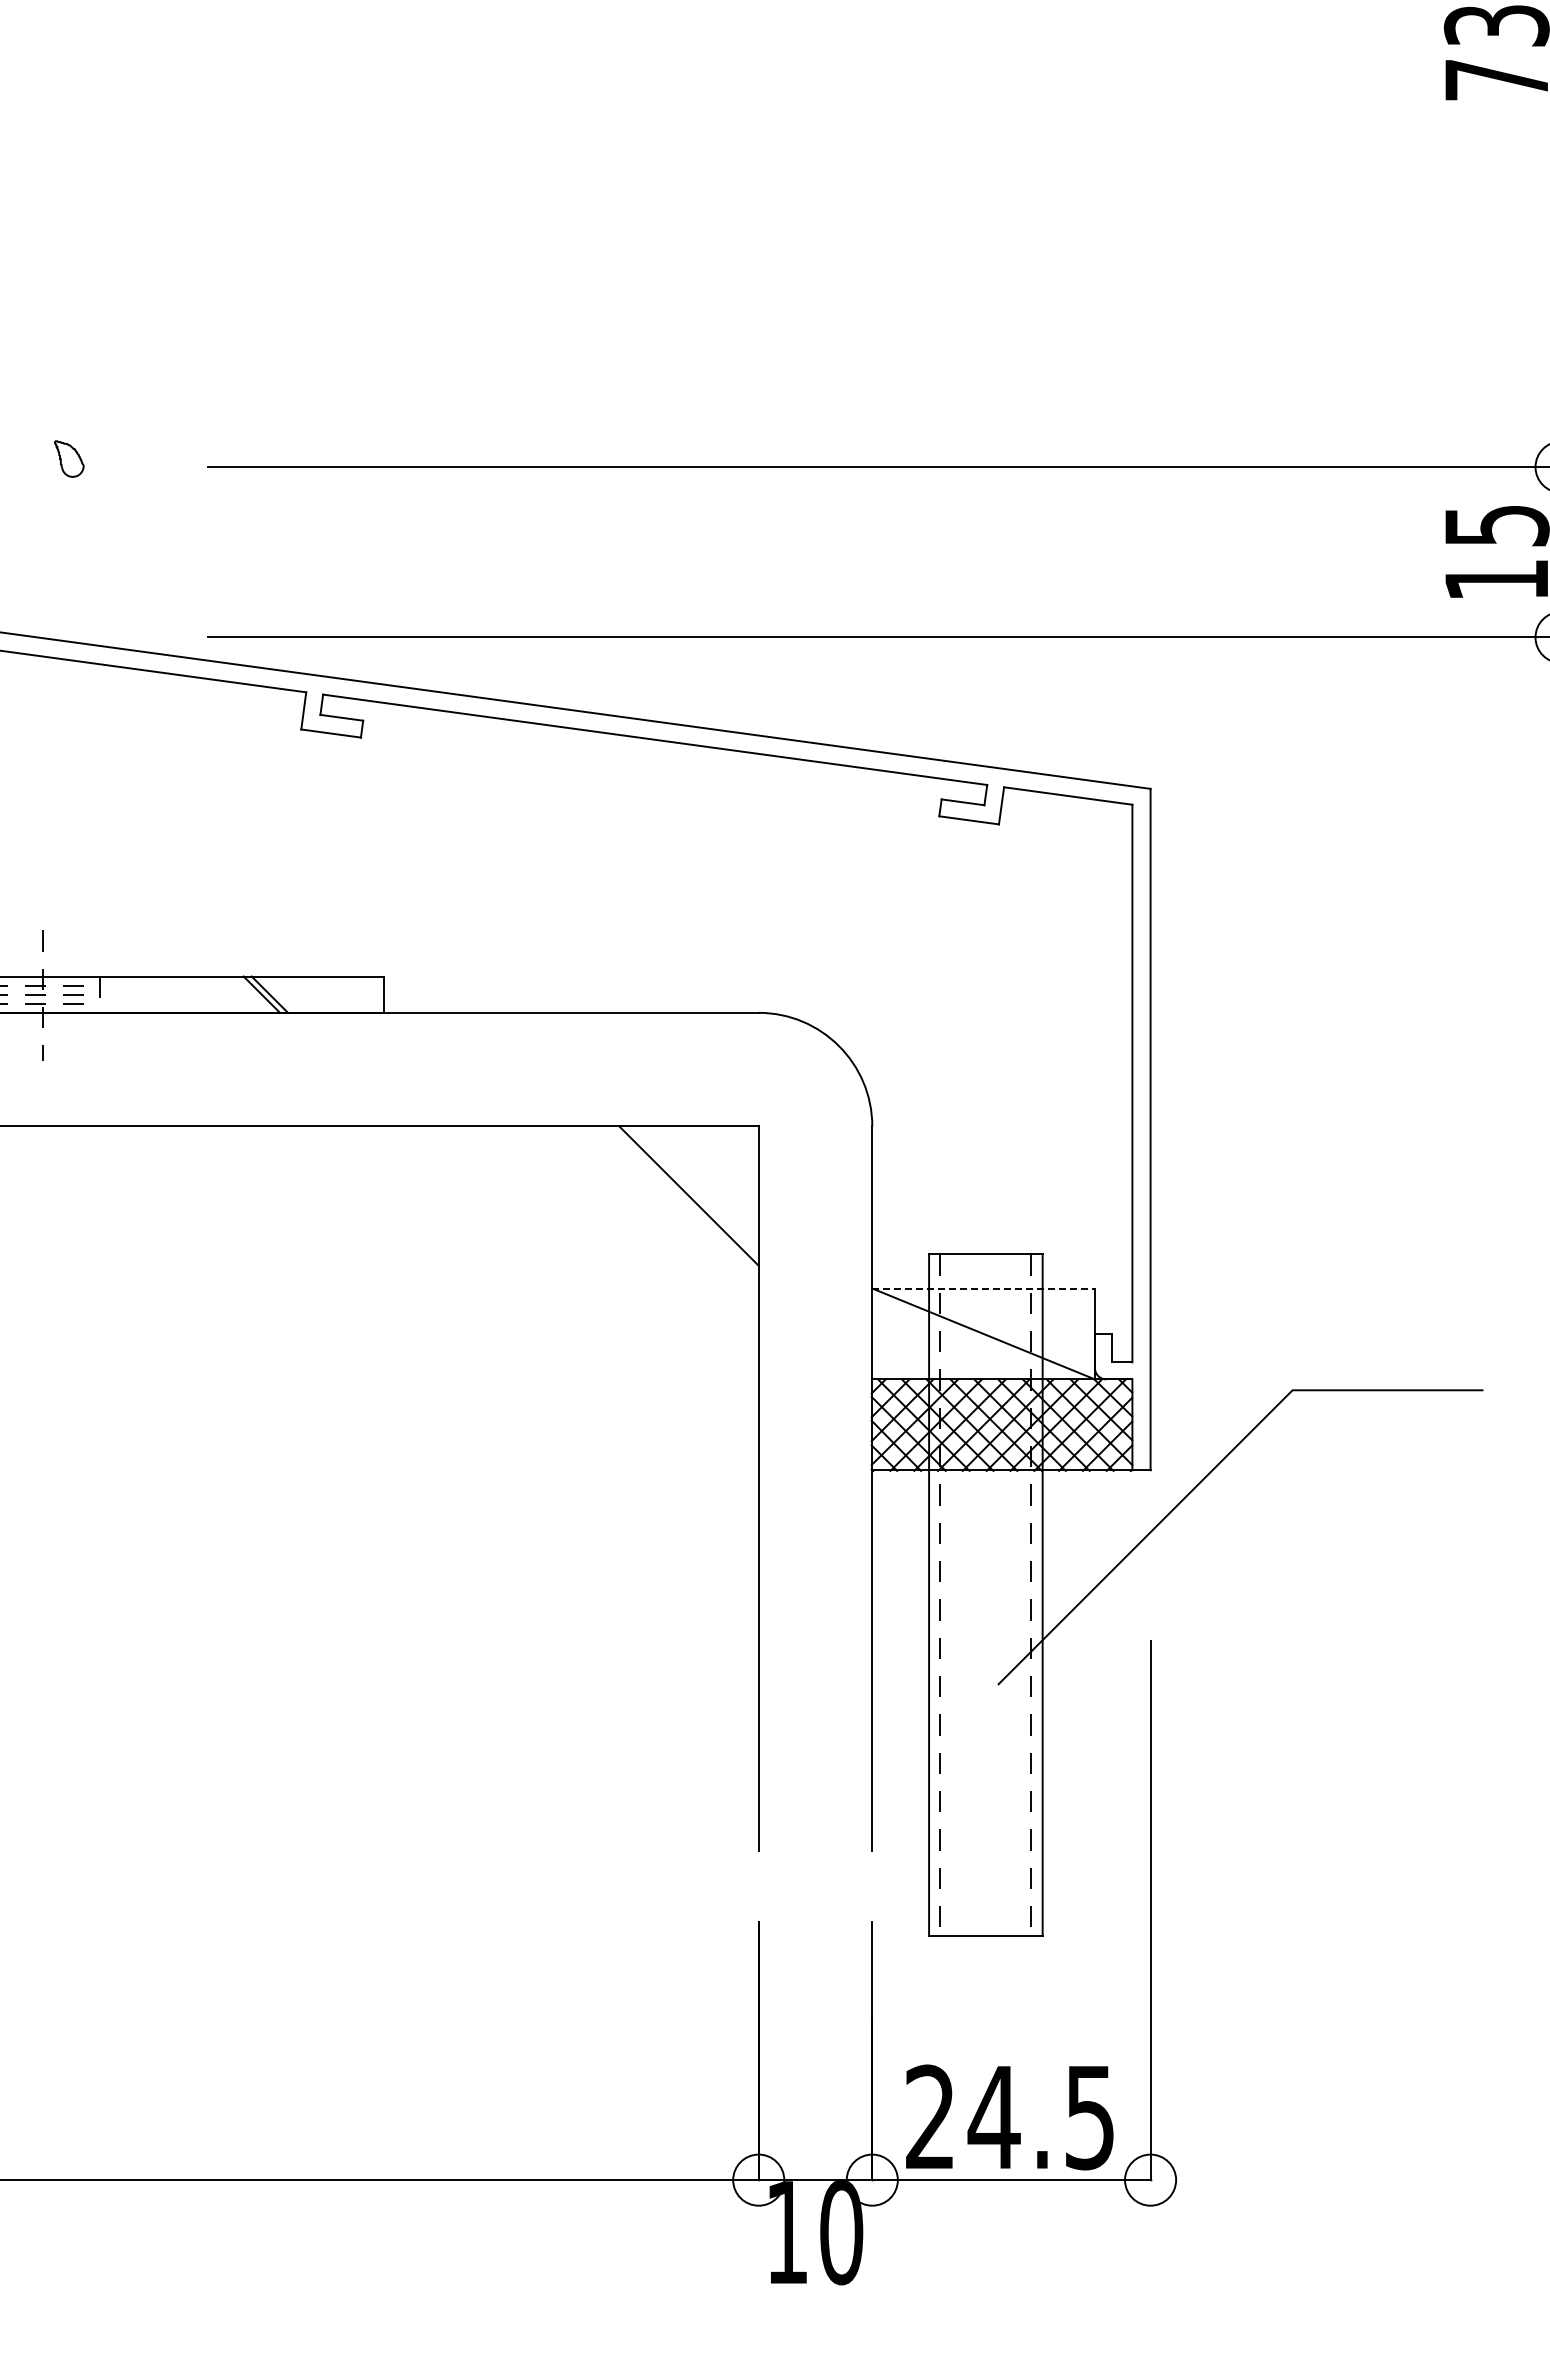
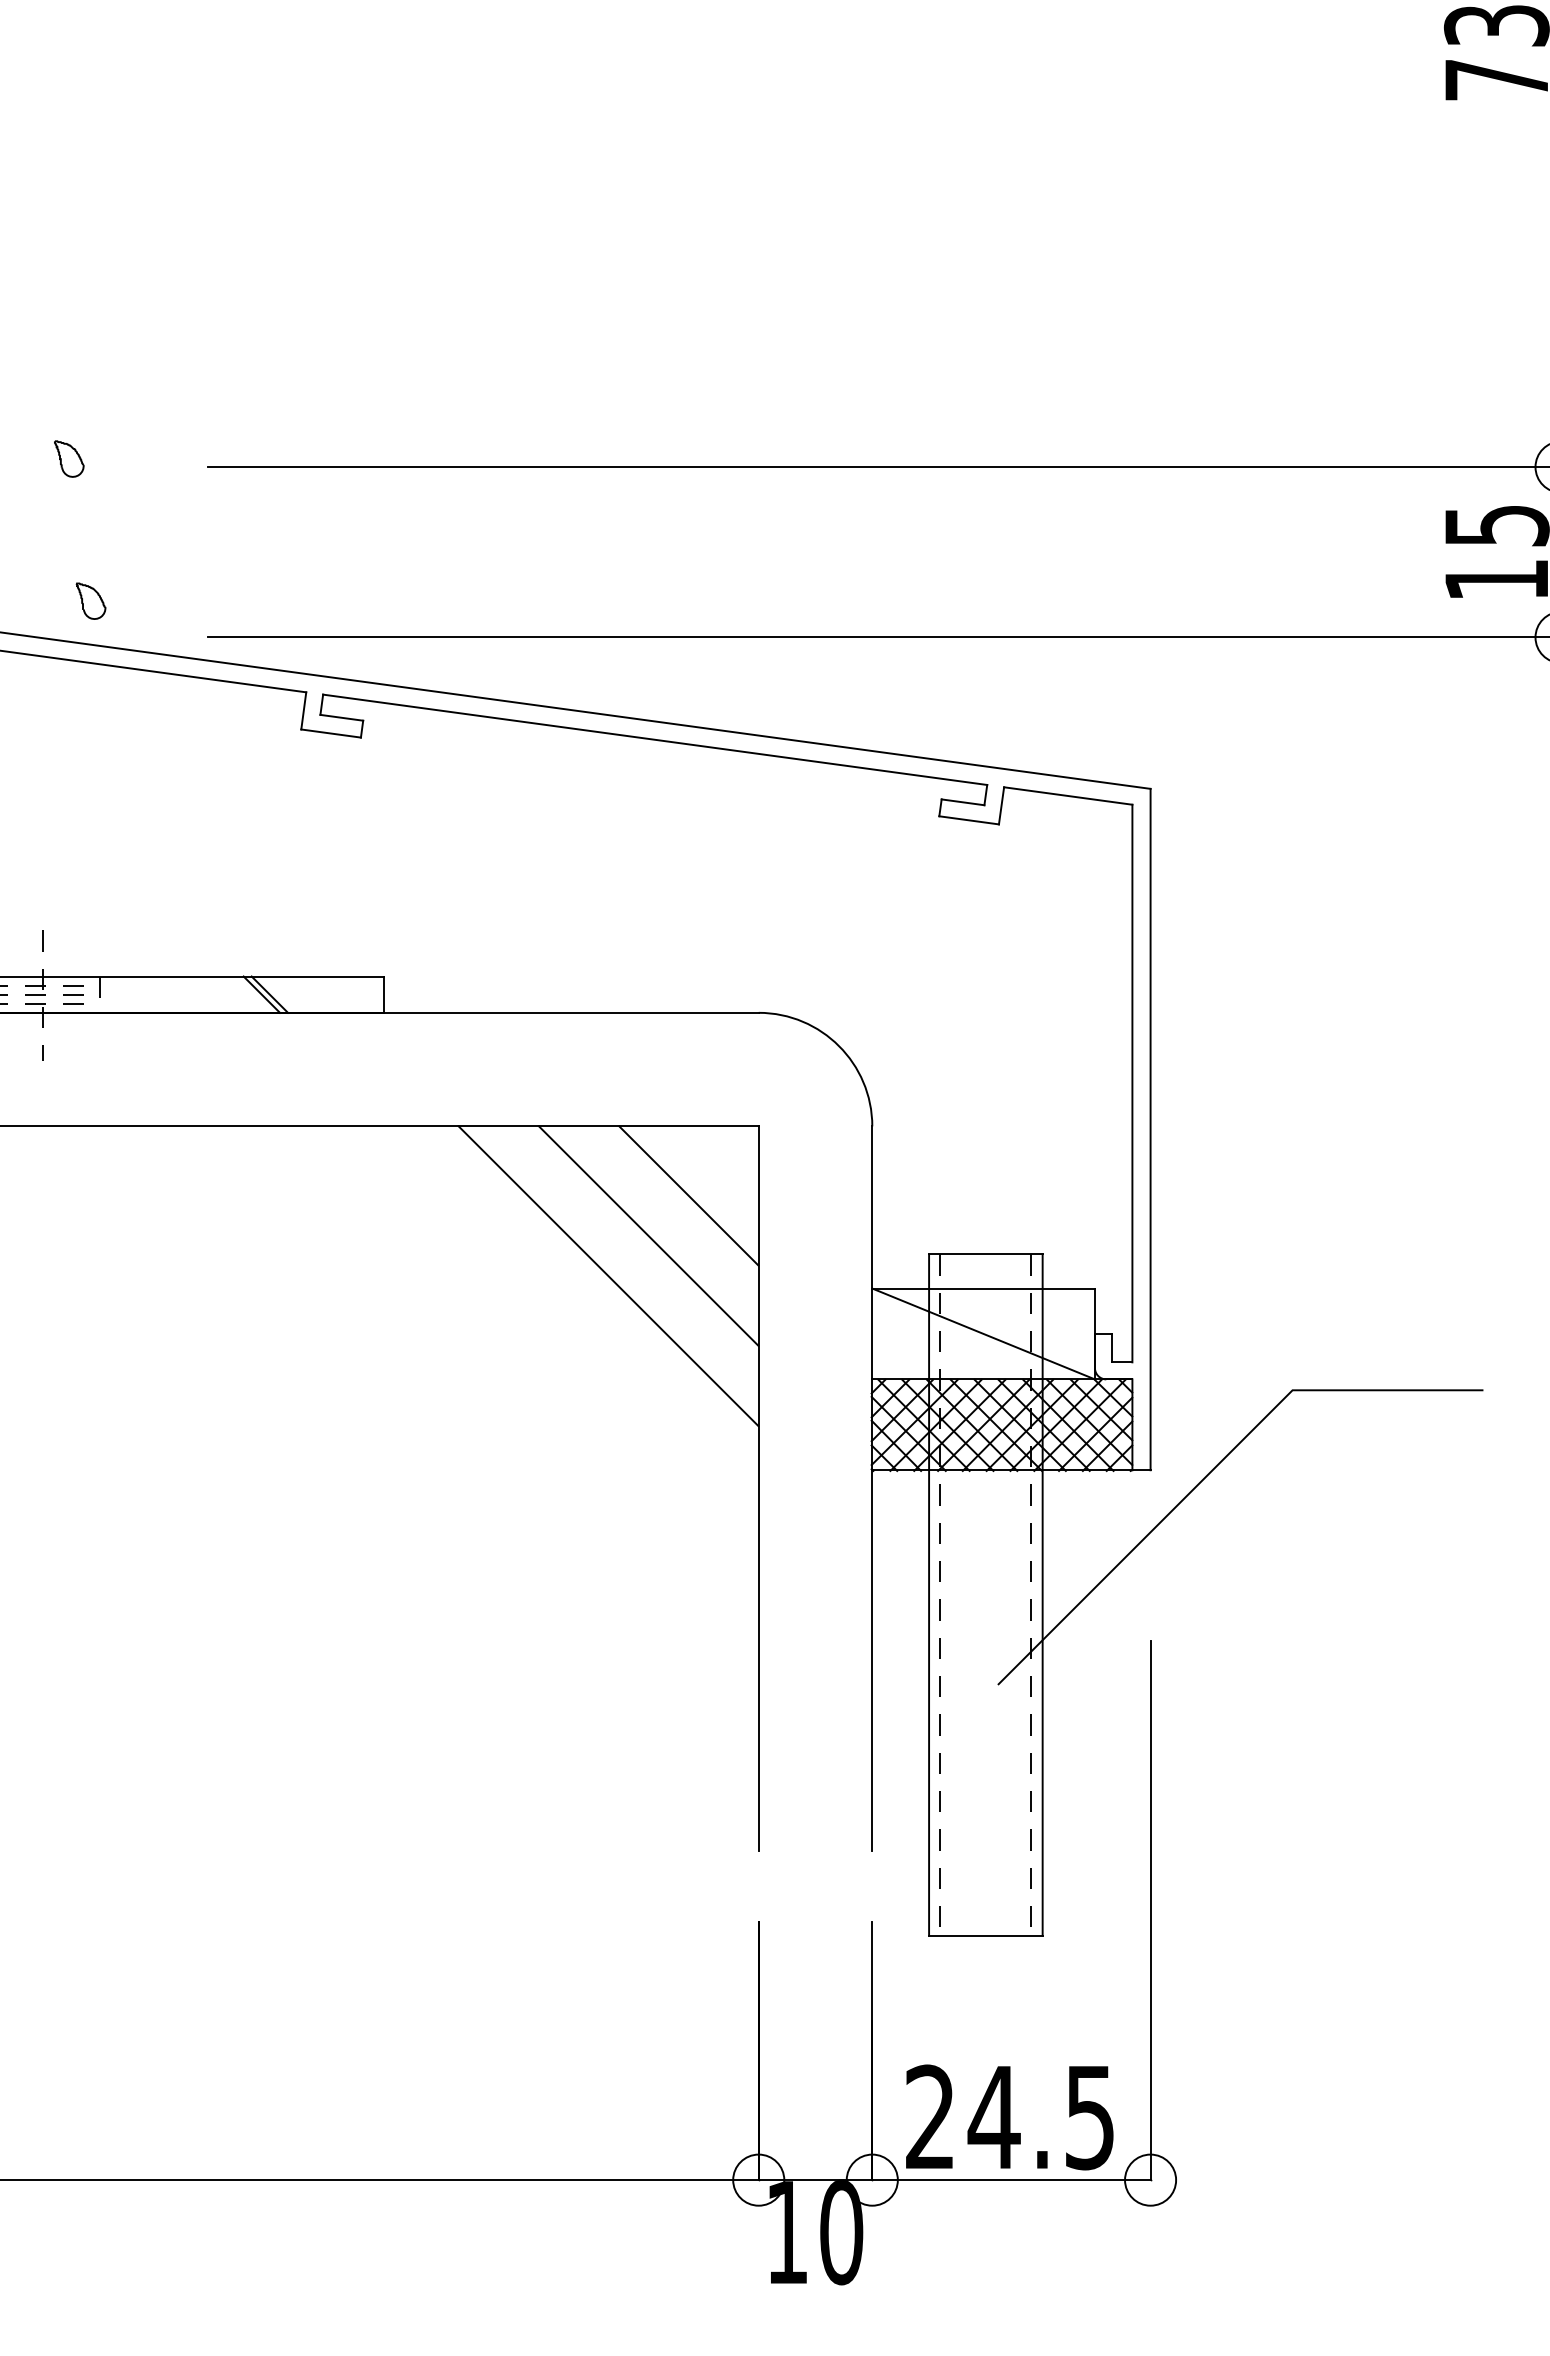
part: none -> present (90, 600)
line: none -> present (648, 1235)
line: none -> present (608, 1276)
line: dashed -> solid (984, 1288)
